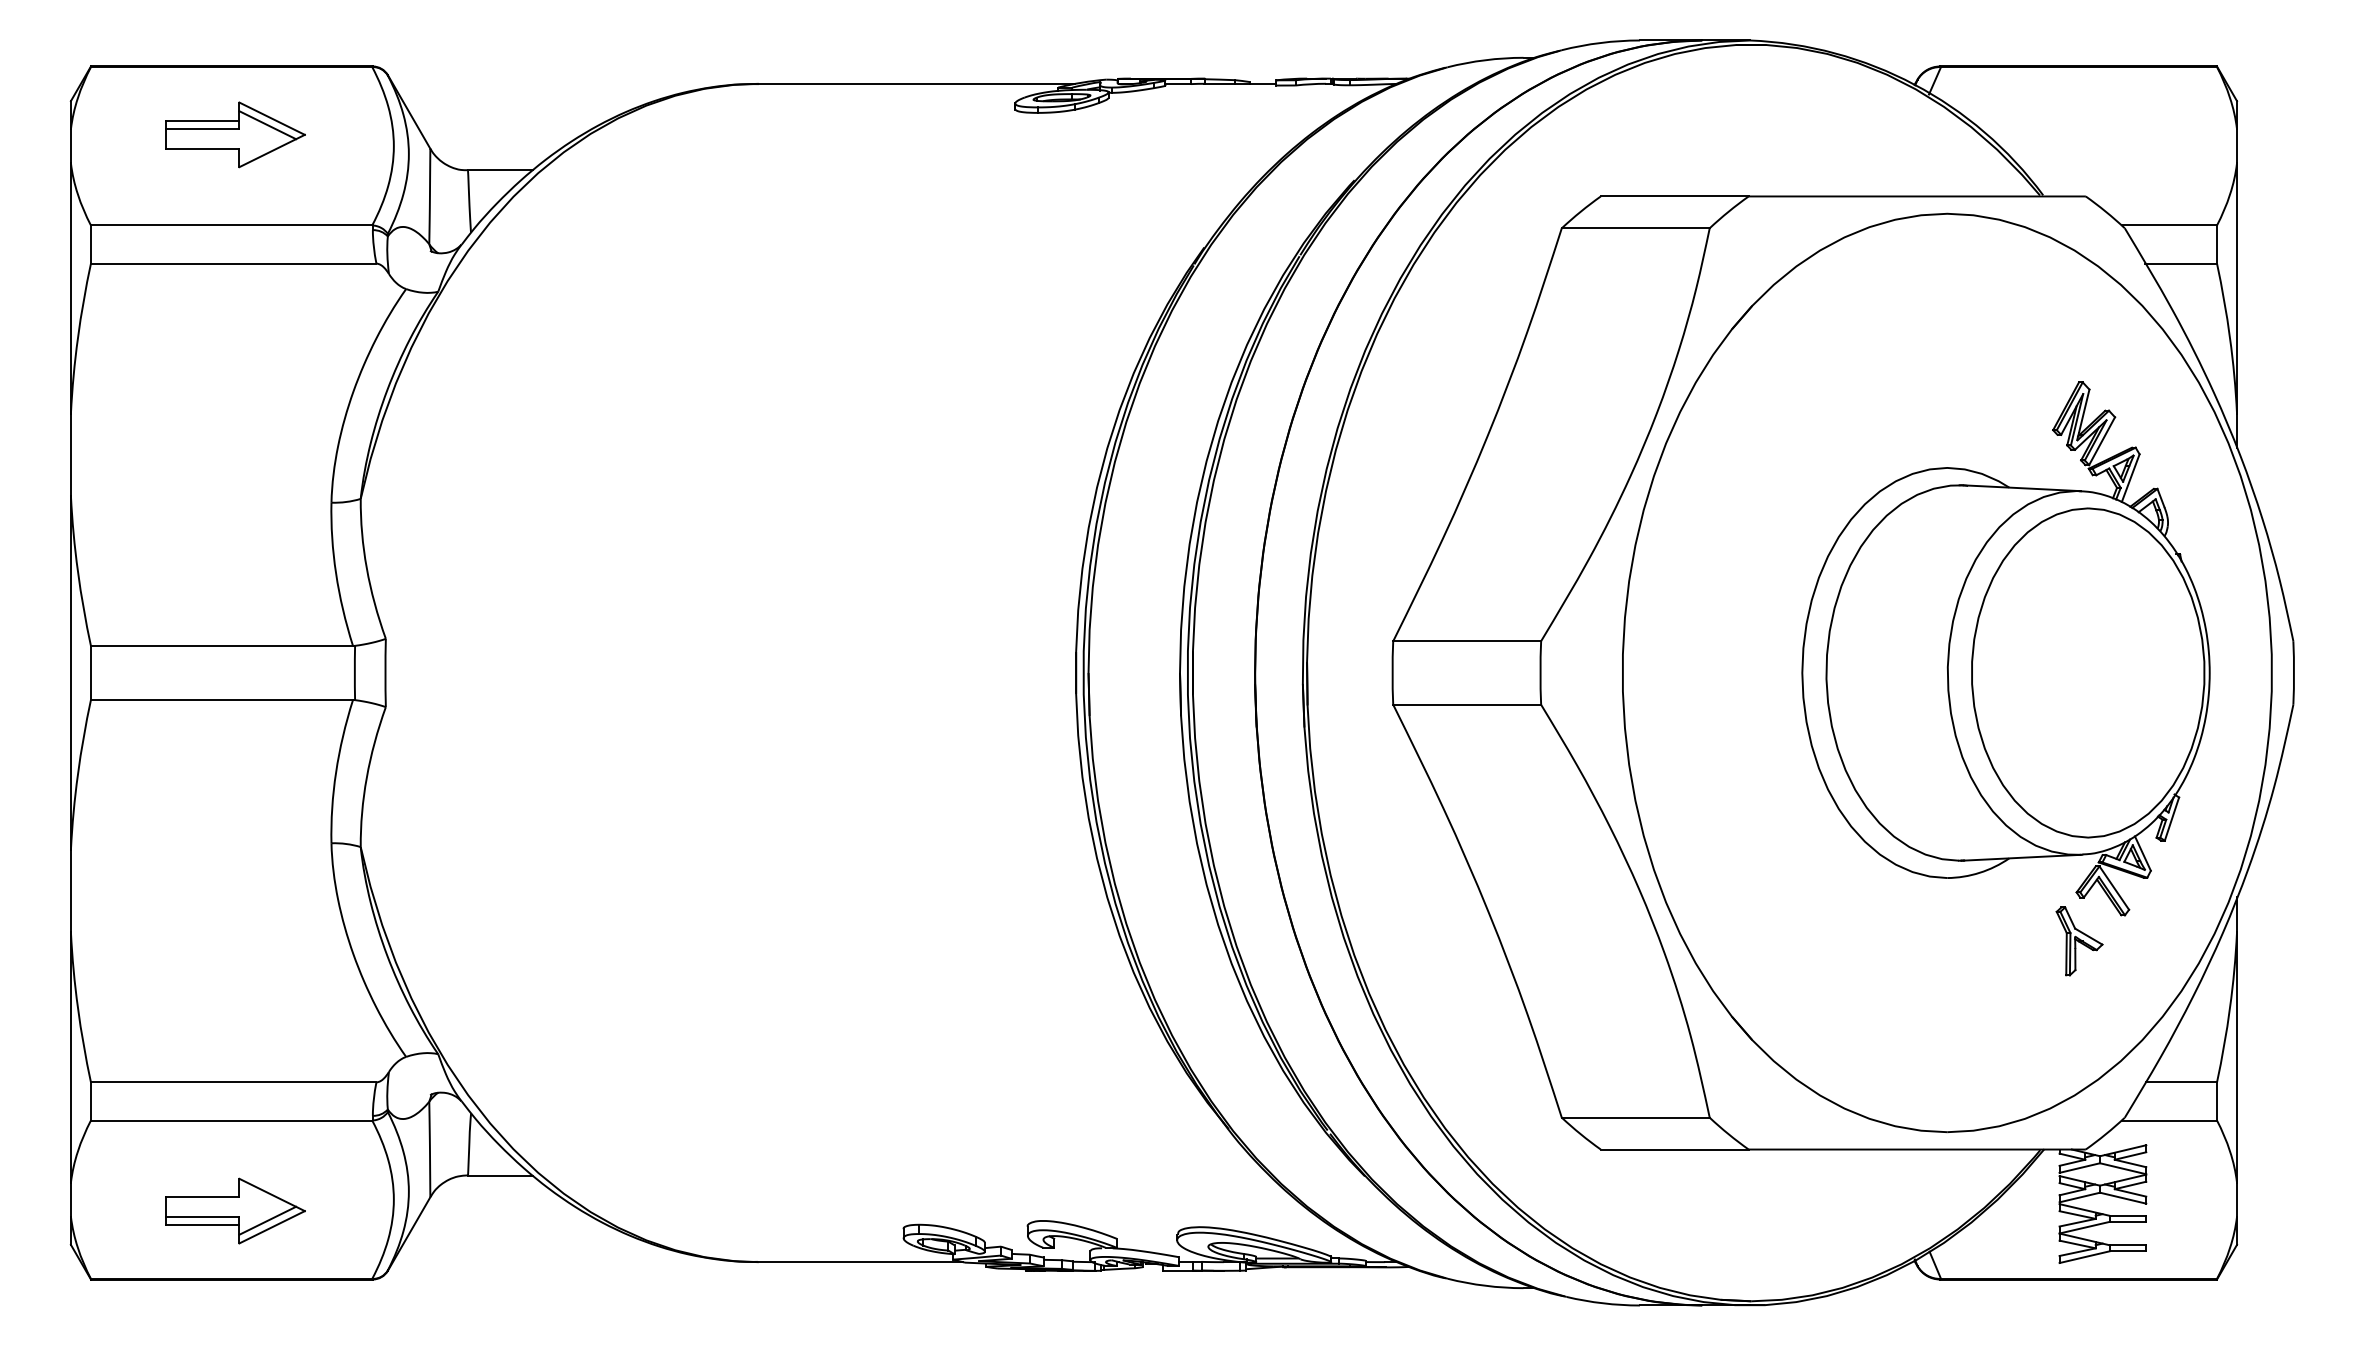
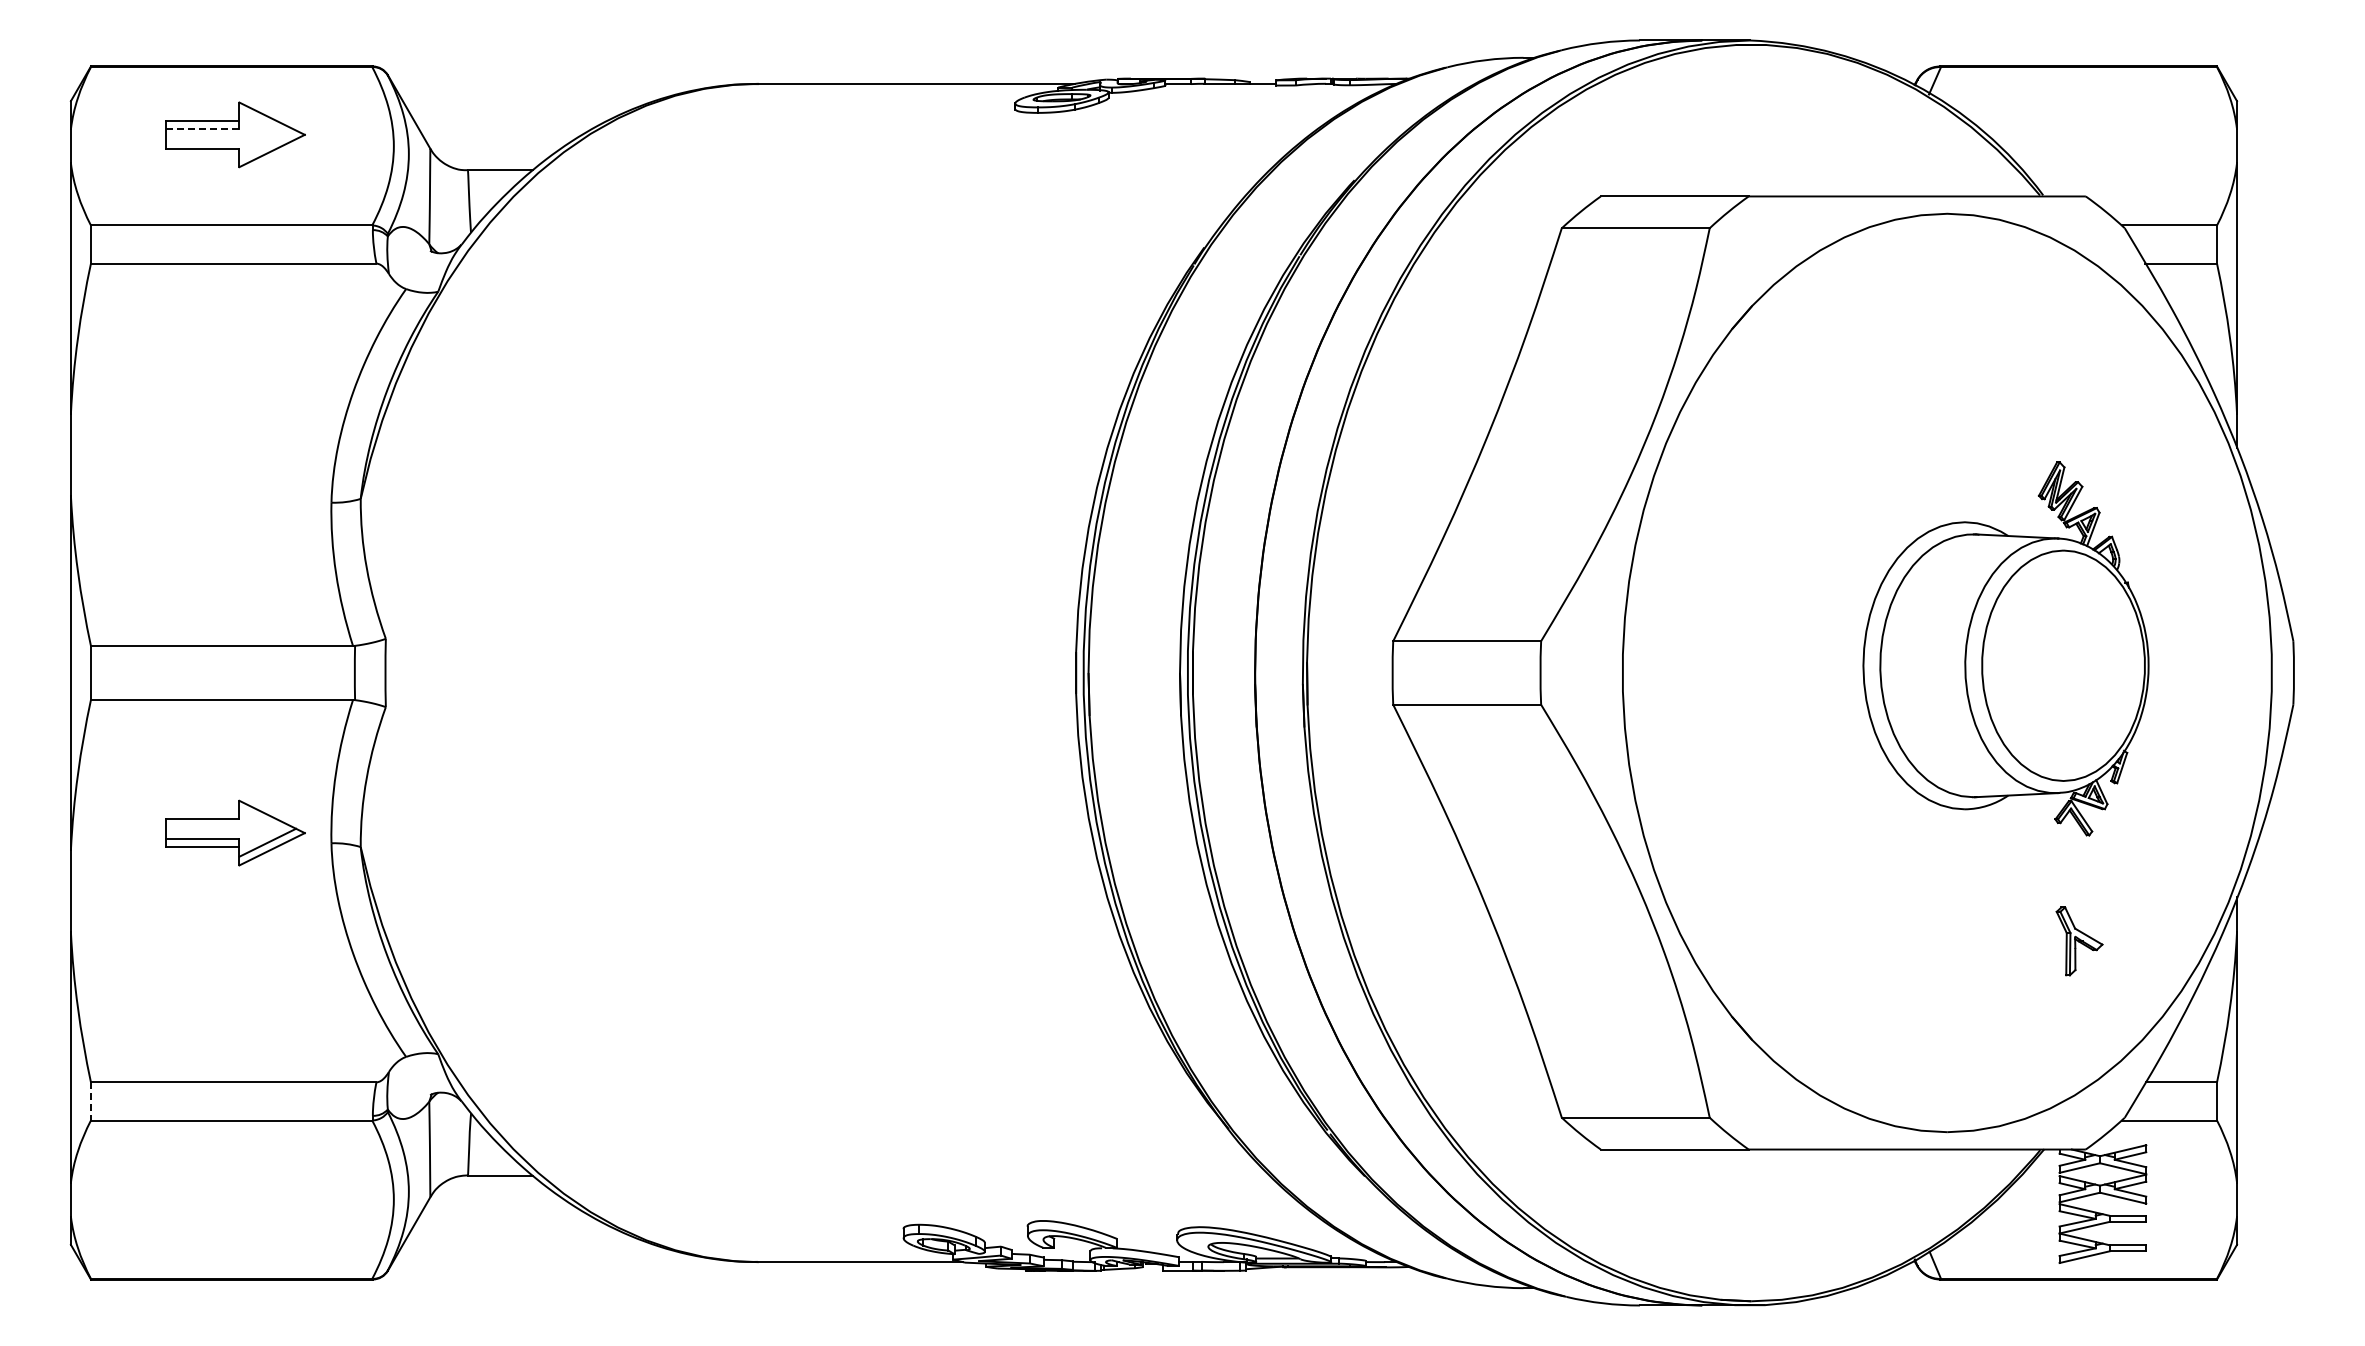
line: present -> none (267, 125)
line: solid -> dashed (202, 129)
part size: 410x536 px -> 288x376 px (2005, 648)
line: solid -> dashed (90, 1101)
part position: (235, 1210) -> (235, 832) (235, 832)
